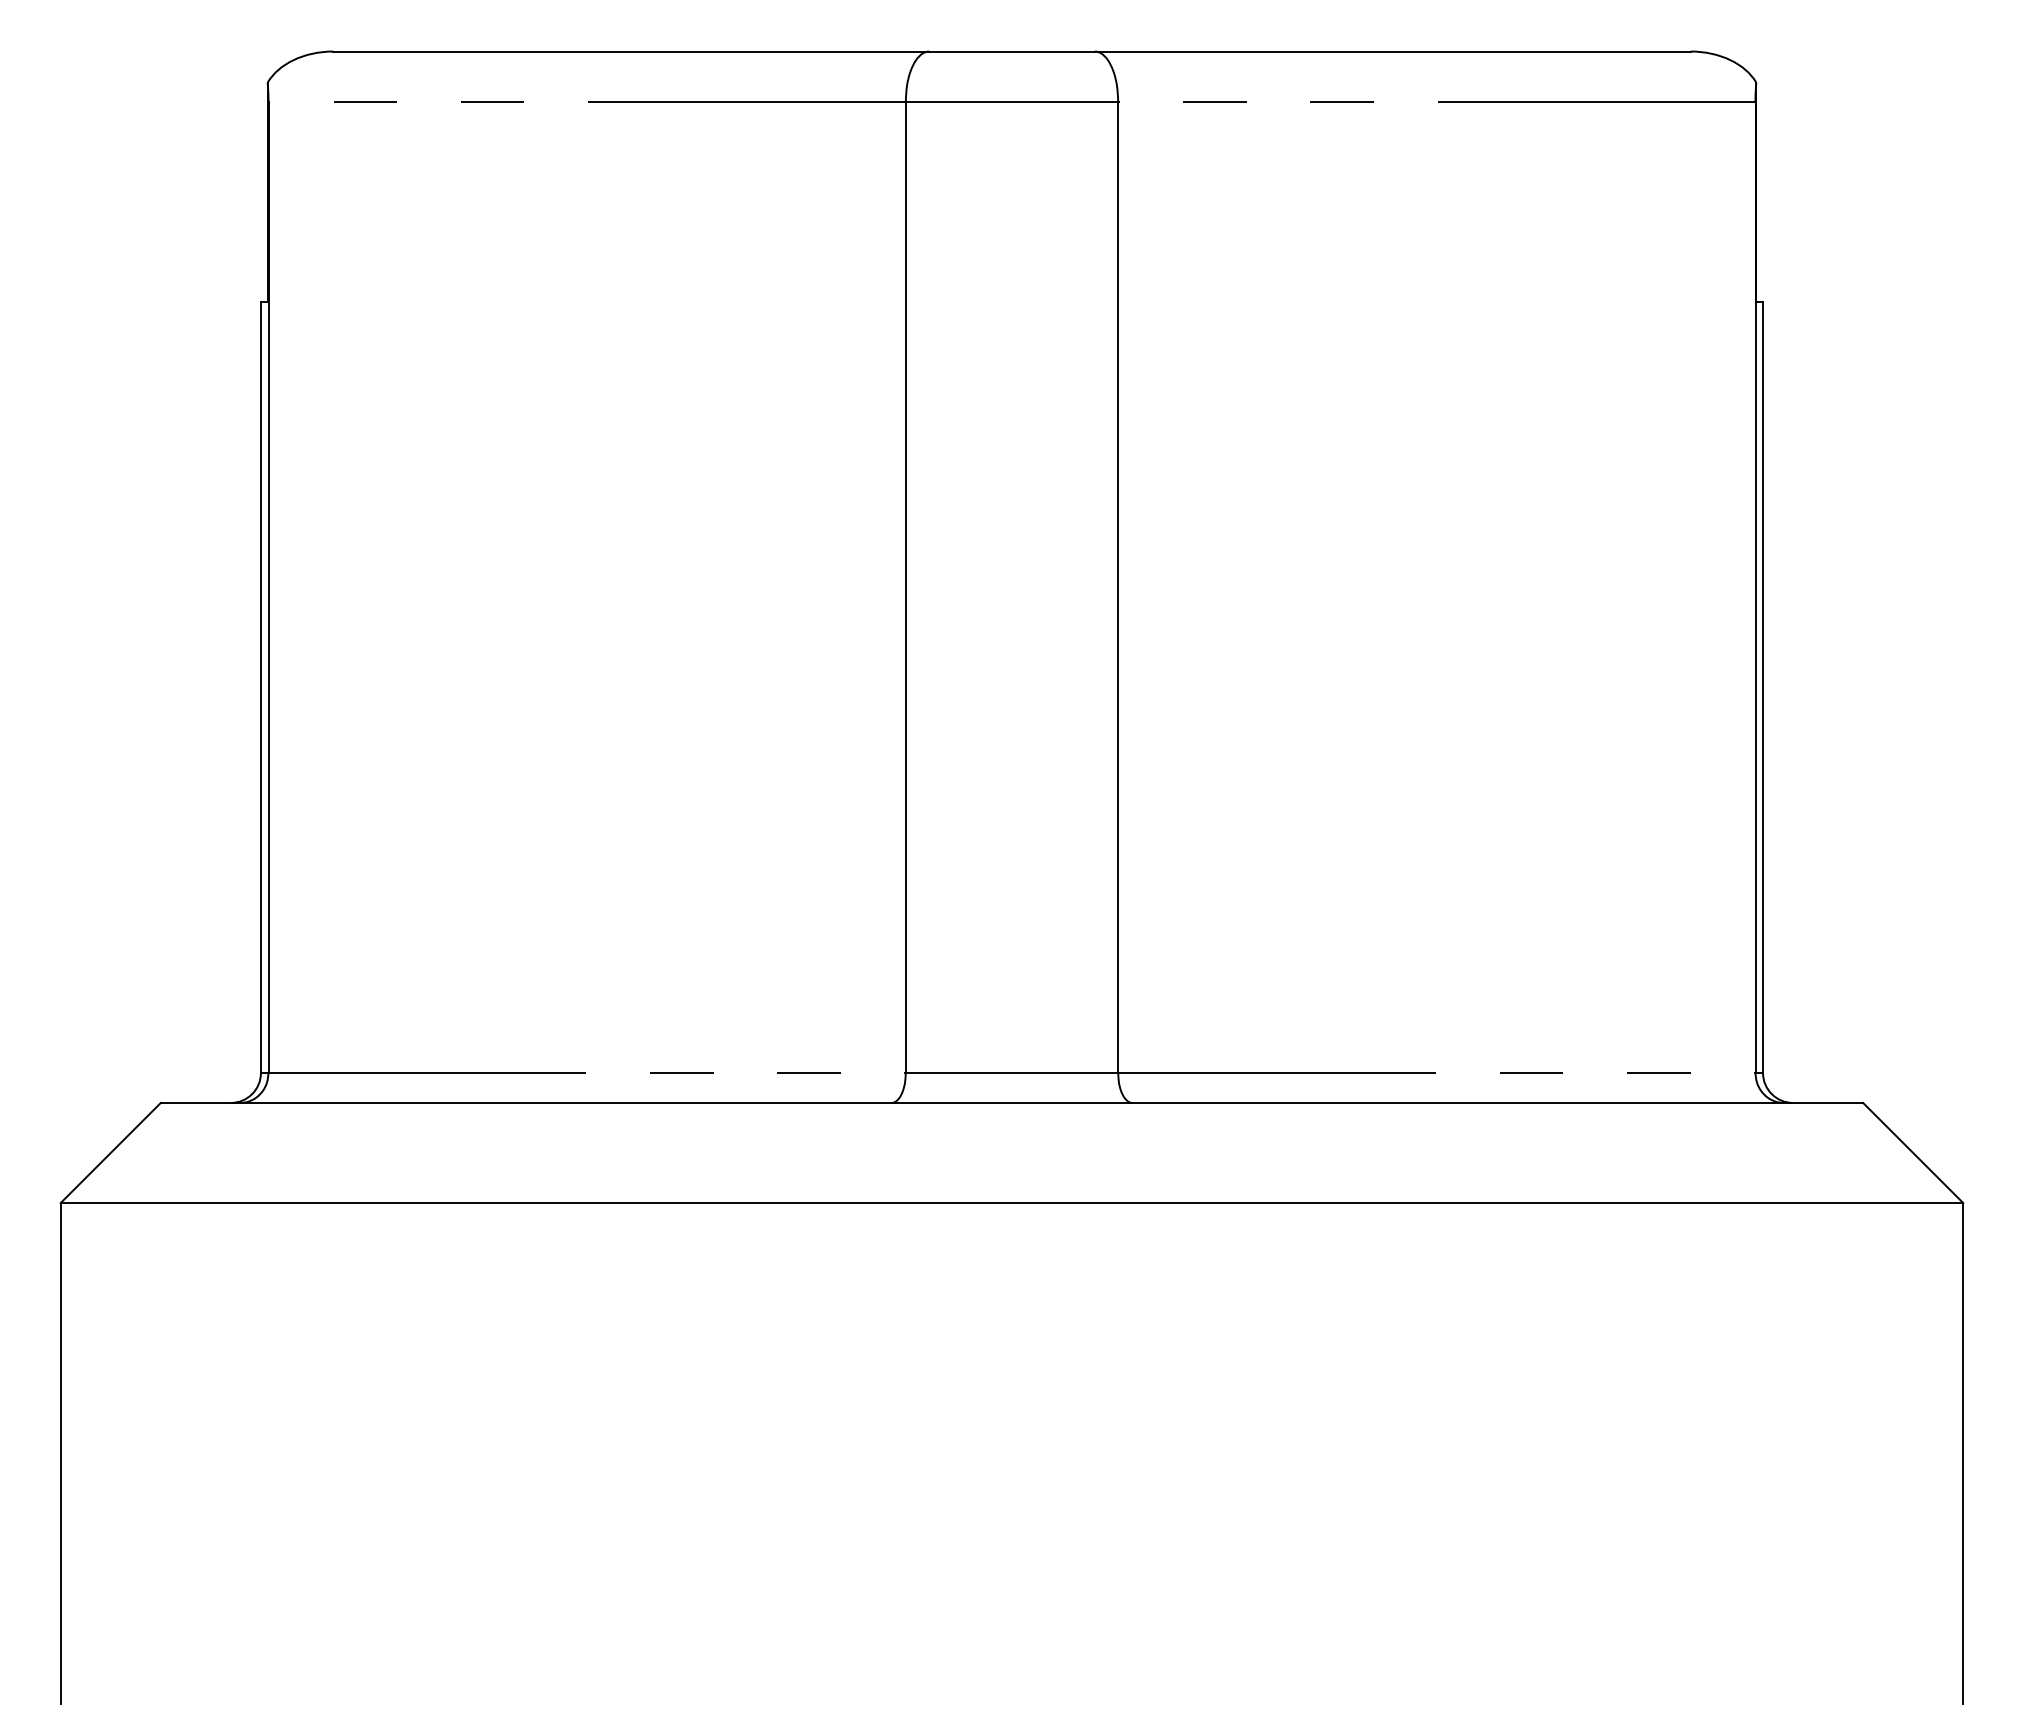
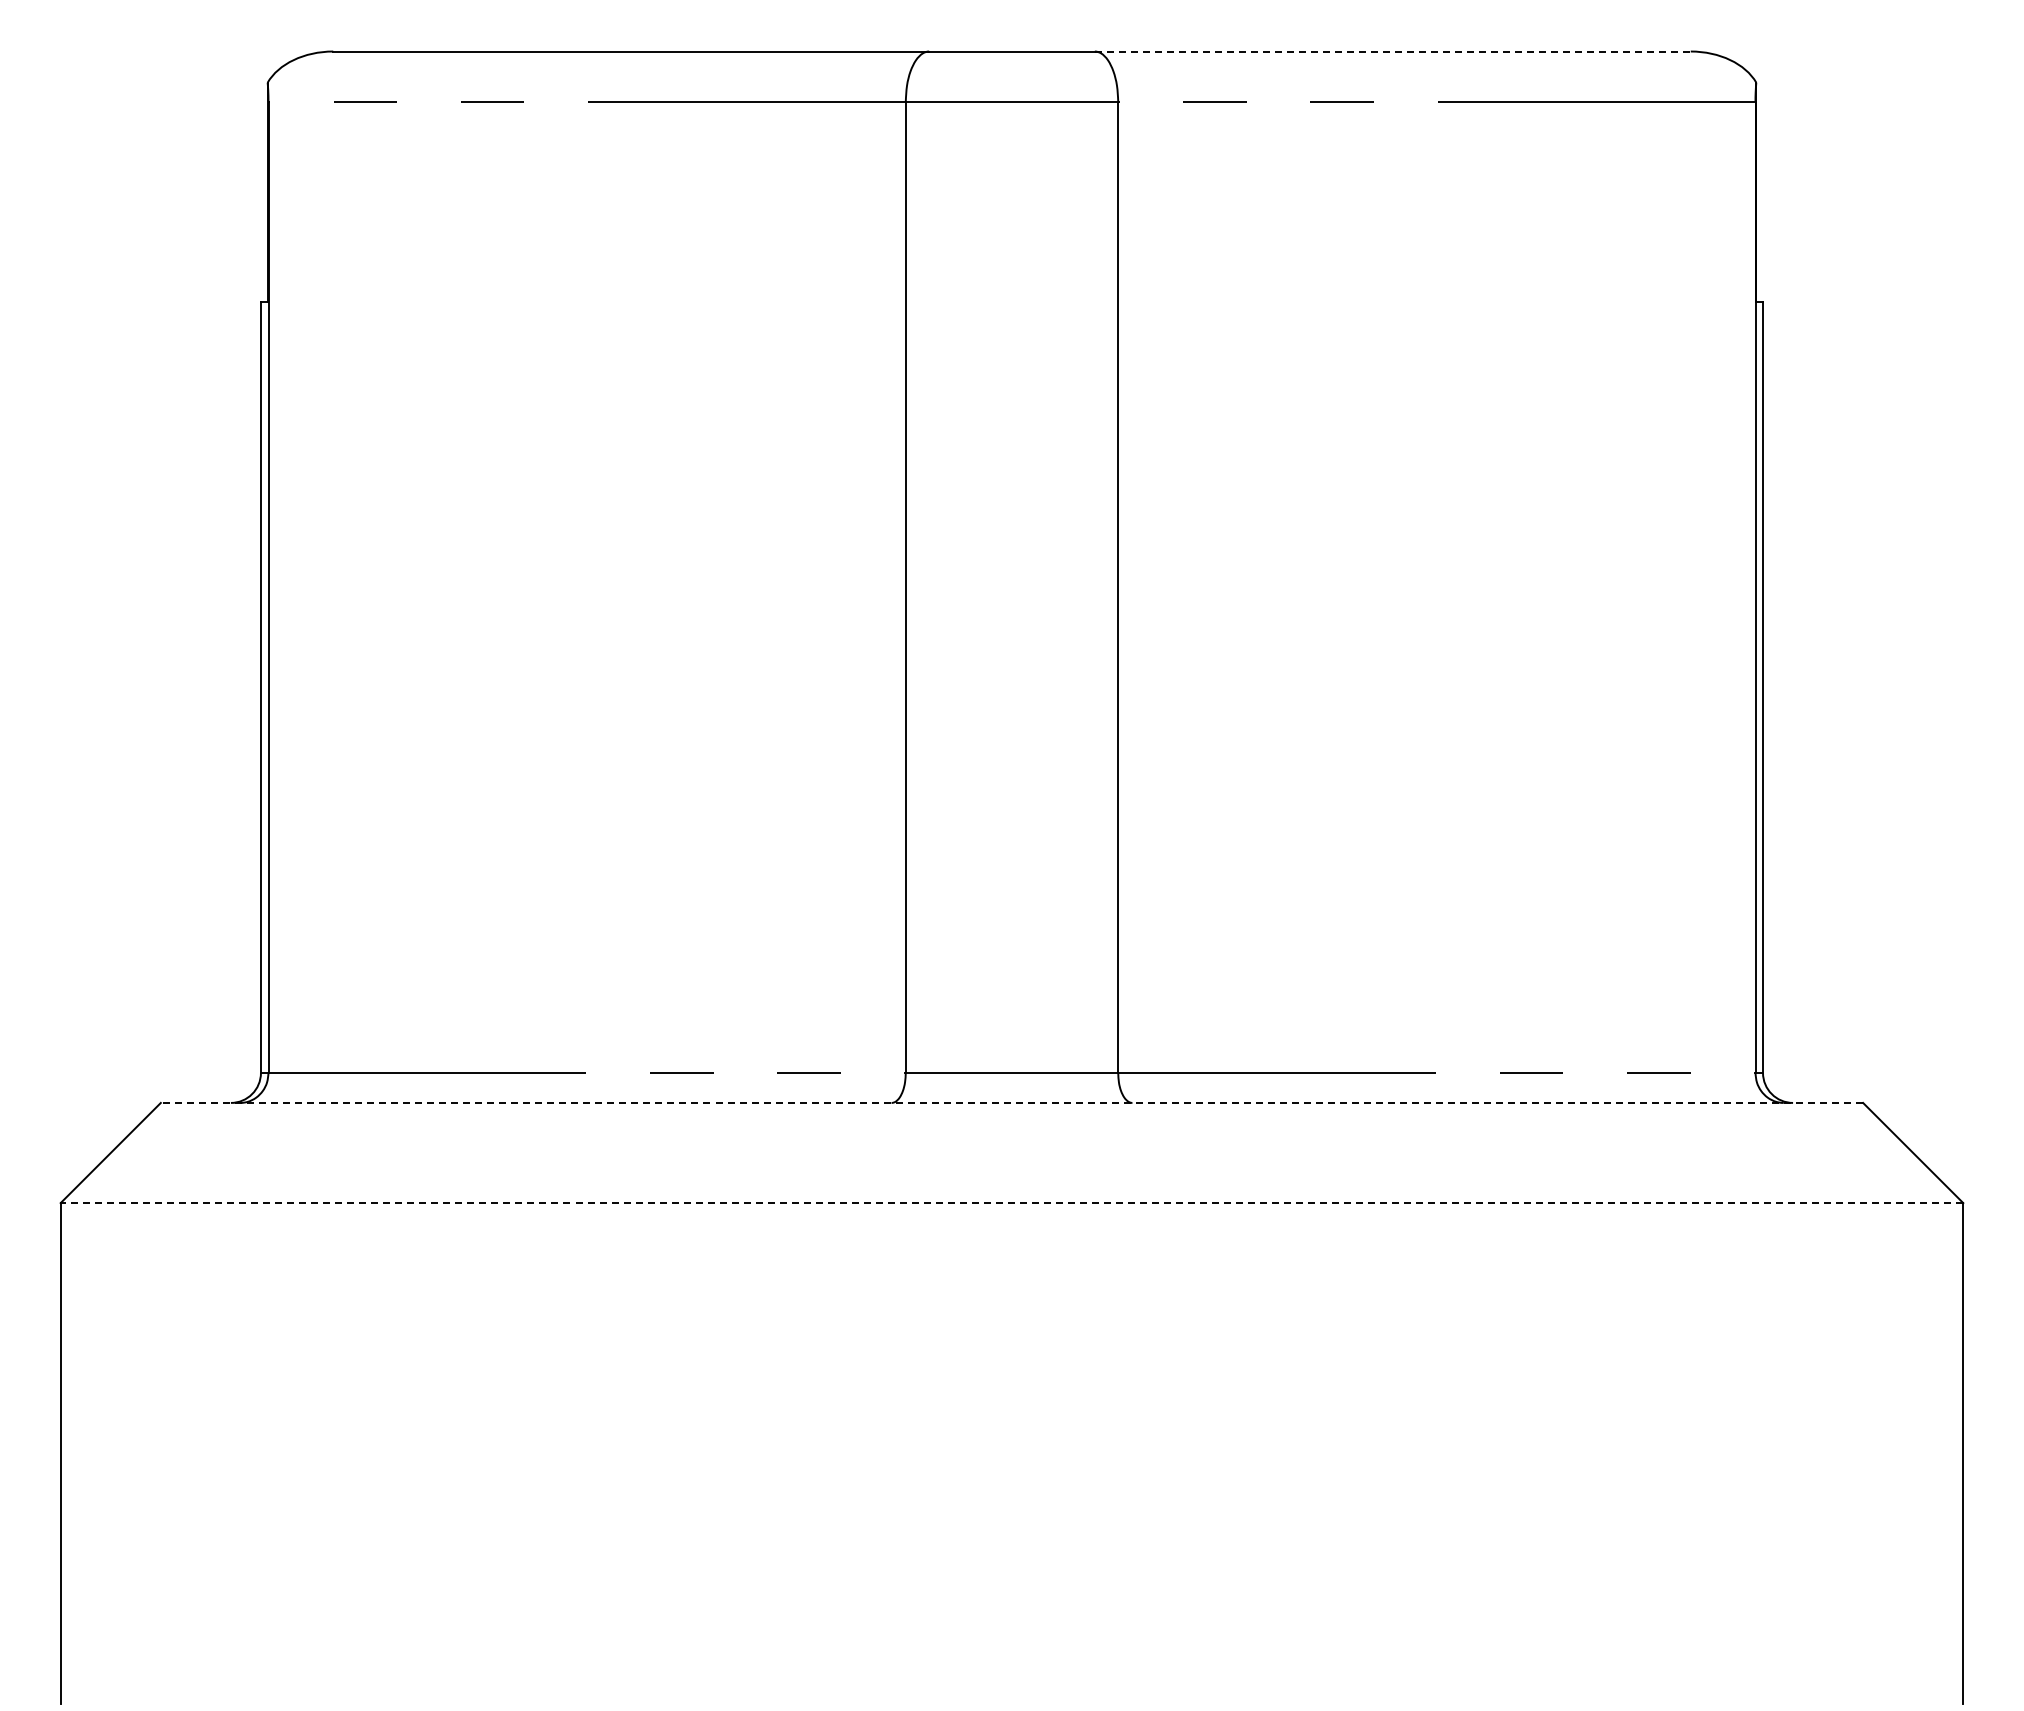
line: solid -> dashed (1392, 51)
line: solid -> dashed (1011, 1102)
line: solid -> dashed (1011, 1203)
